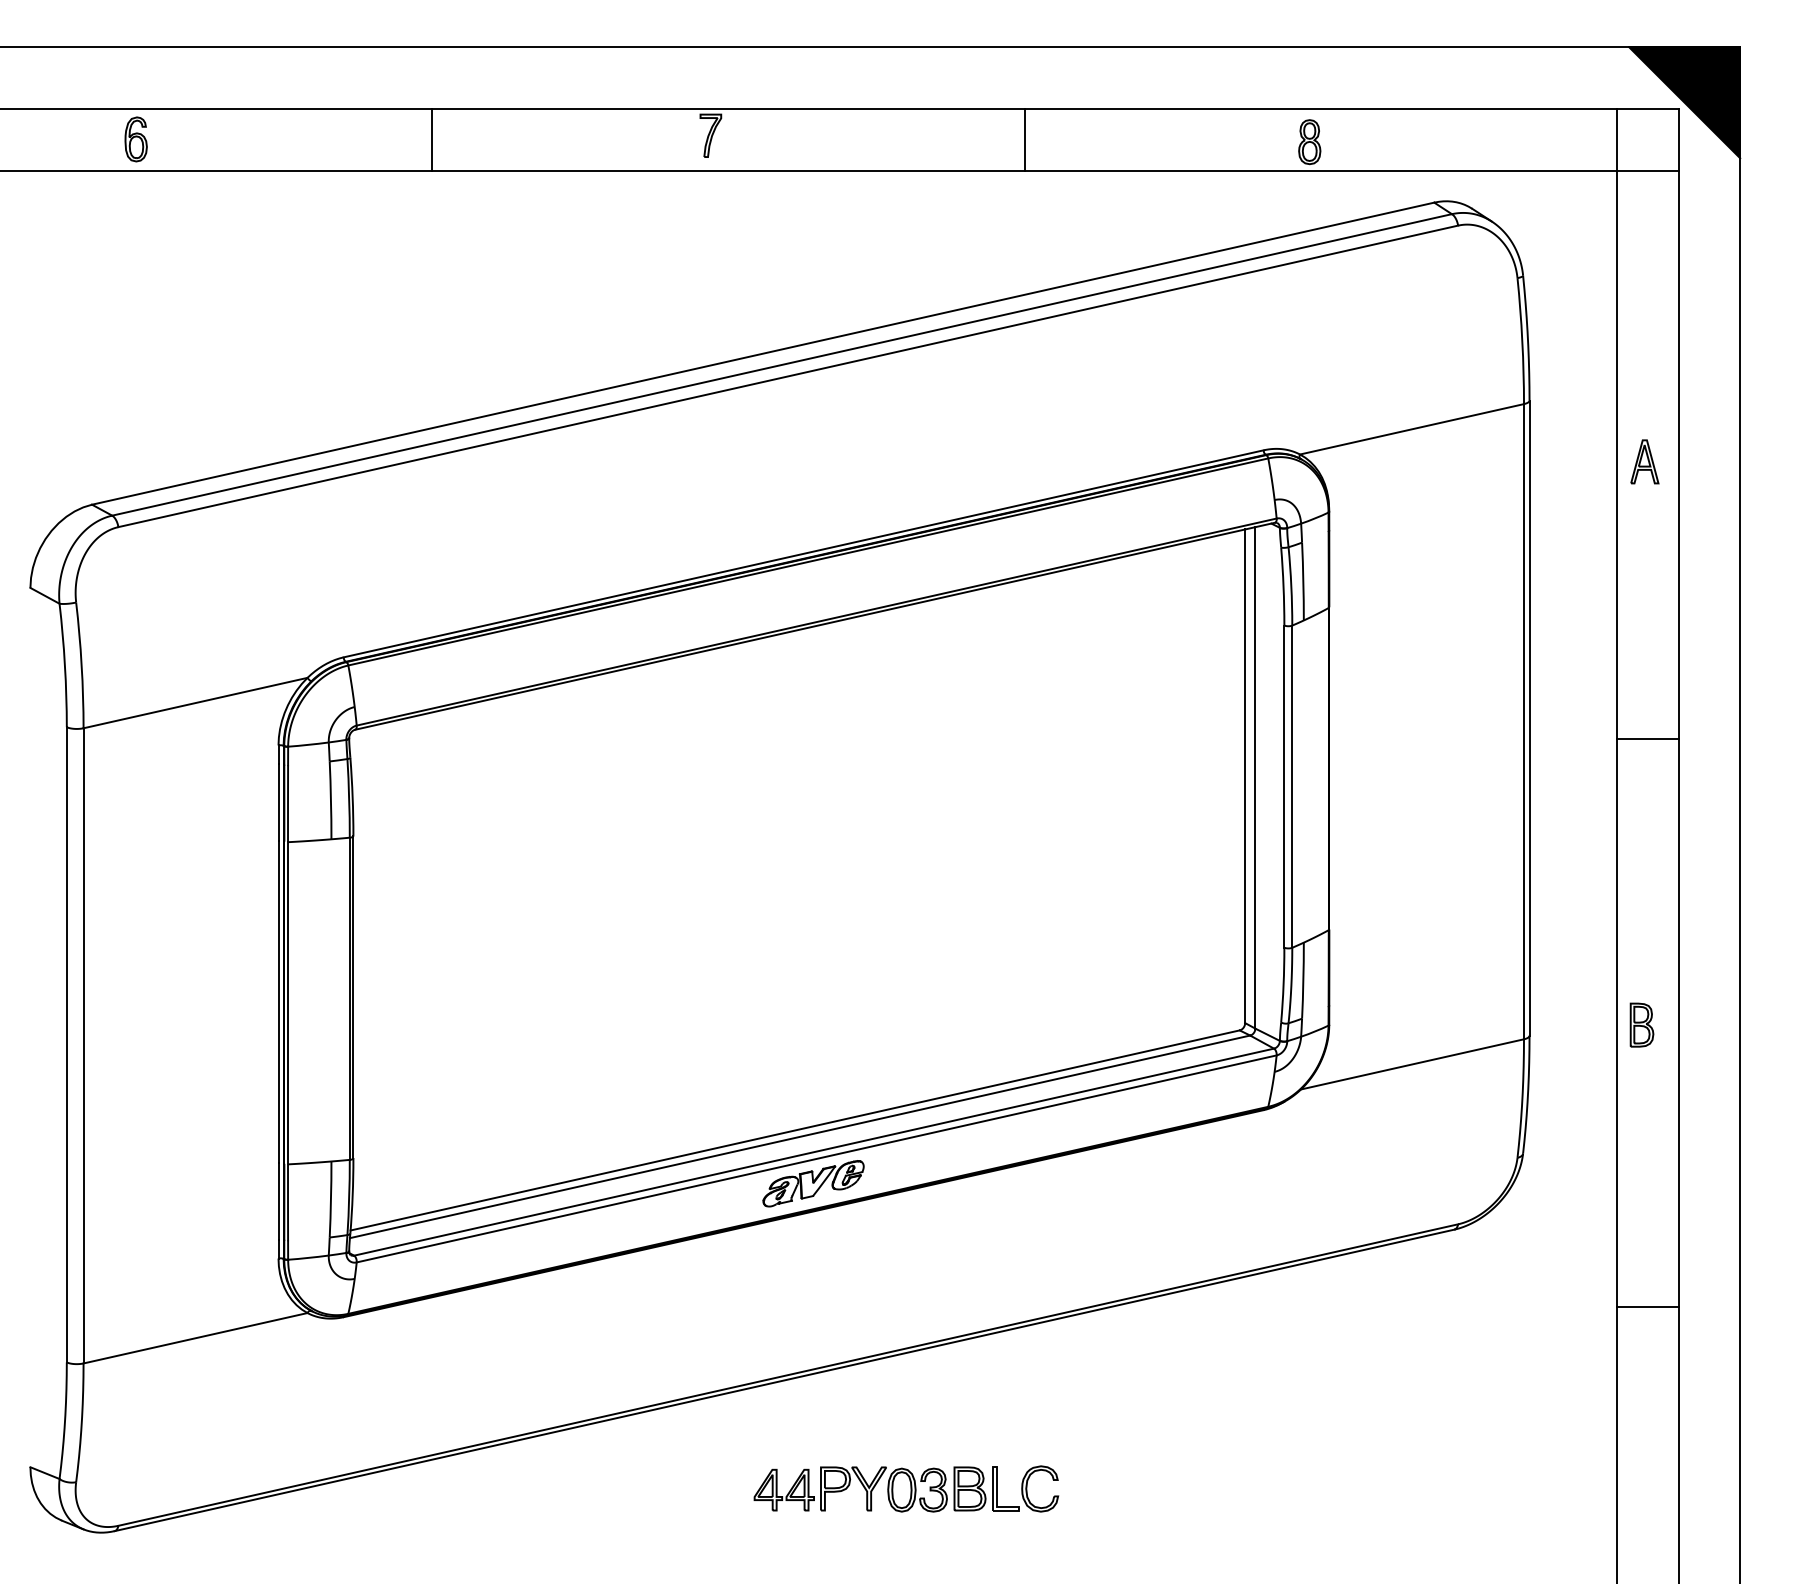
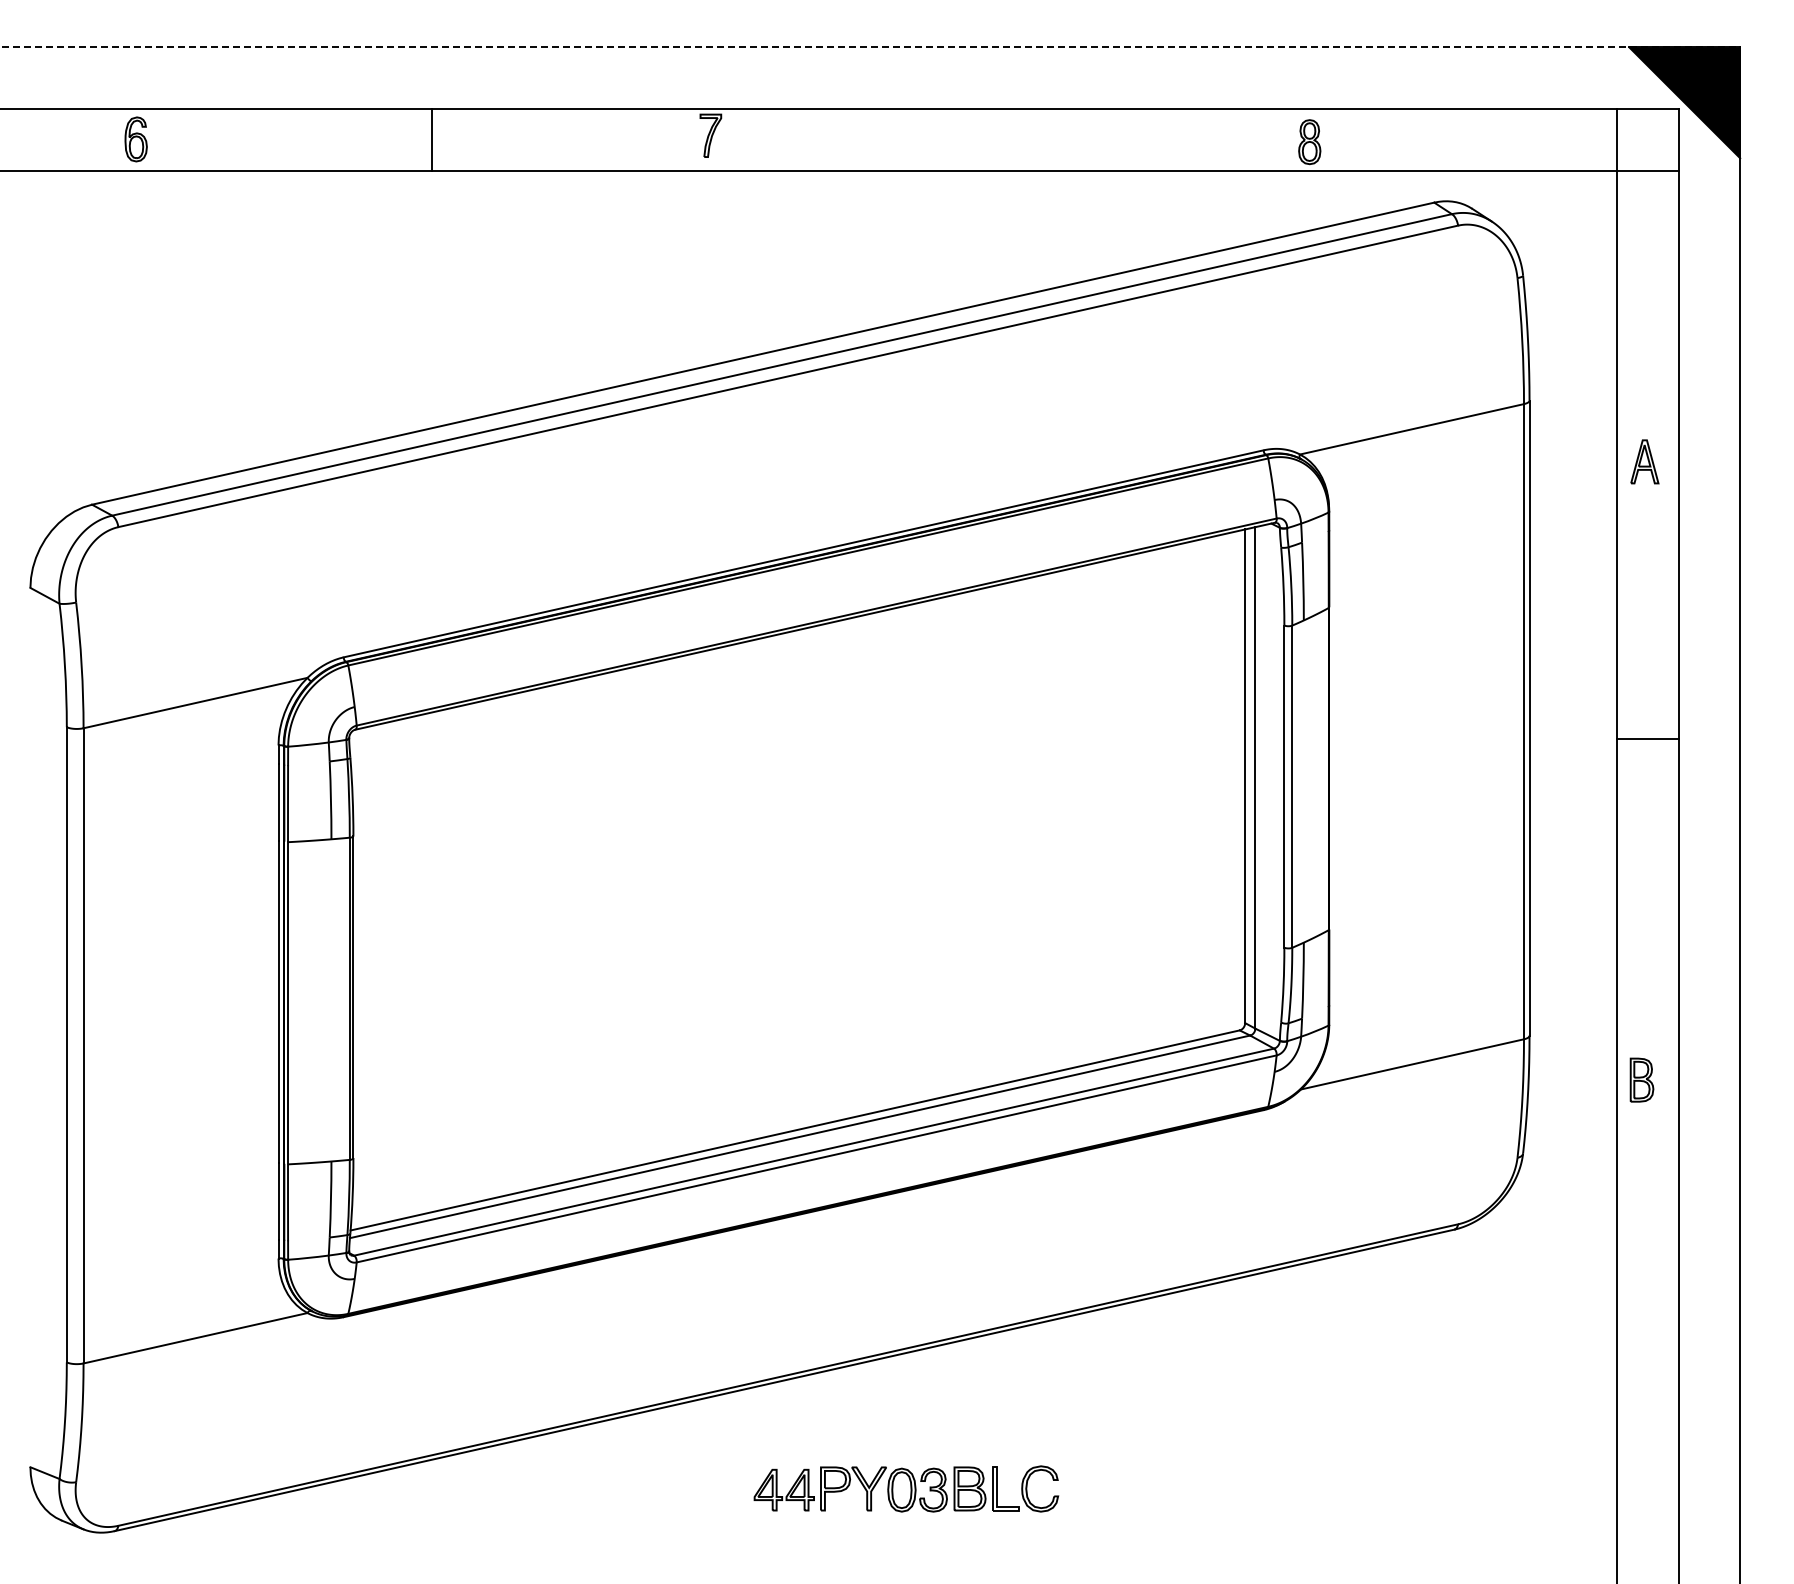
line: solid -> dashed (870, 47)
line: present -> none (1024, 139)
part position: (1641, 1024) -> (1641, 1079) (1641, 1079)
part: present -> none (813, 1183)
line: present -> none (1647, 1307)
